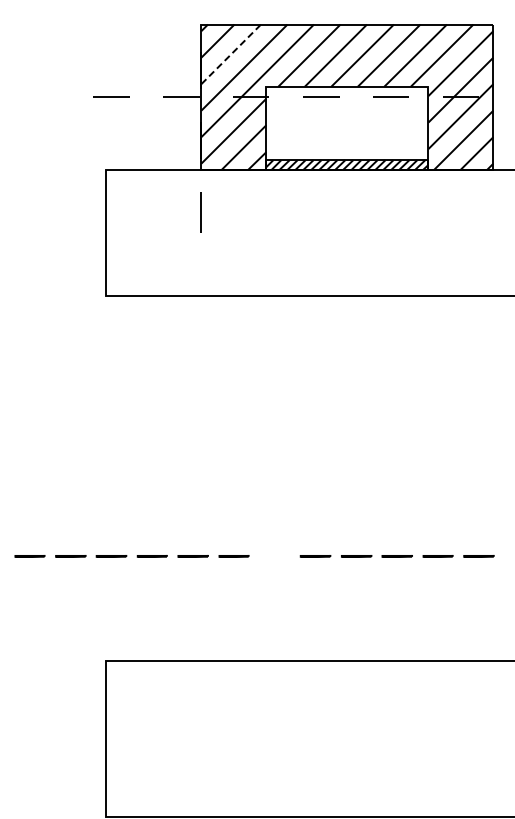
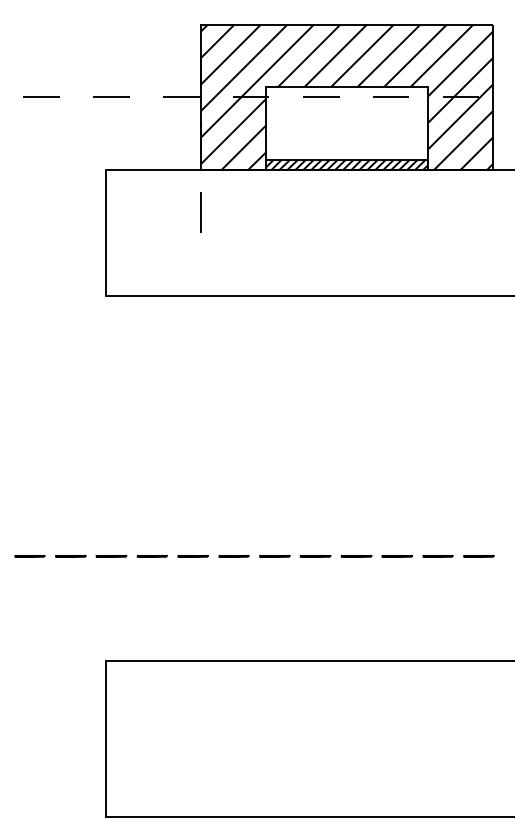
line: dashed -> solid (231, 54)
line: none -> present (41, 96)
line: none -> present (274, 556)
